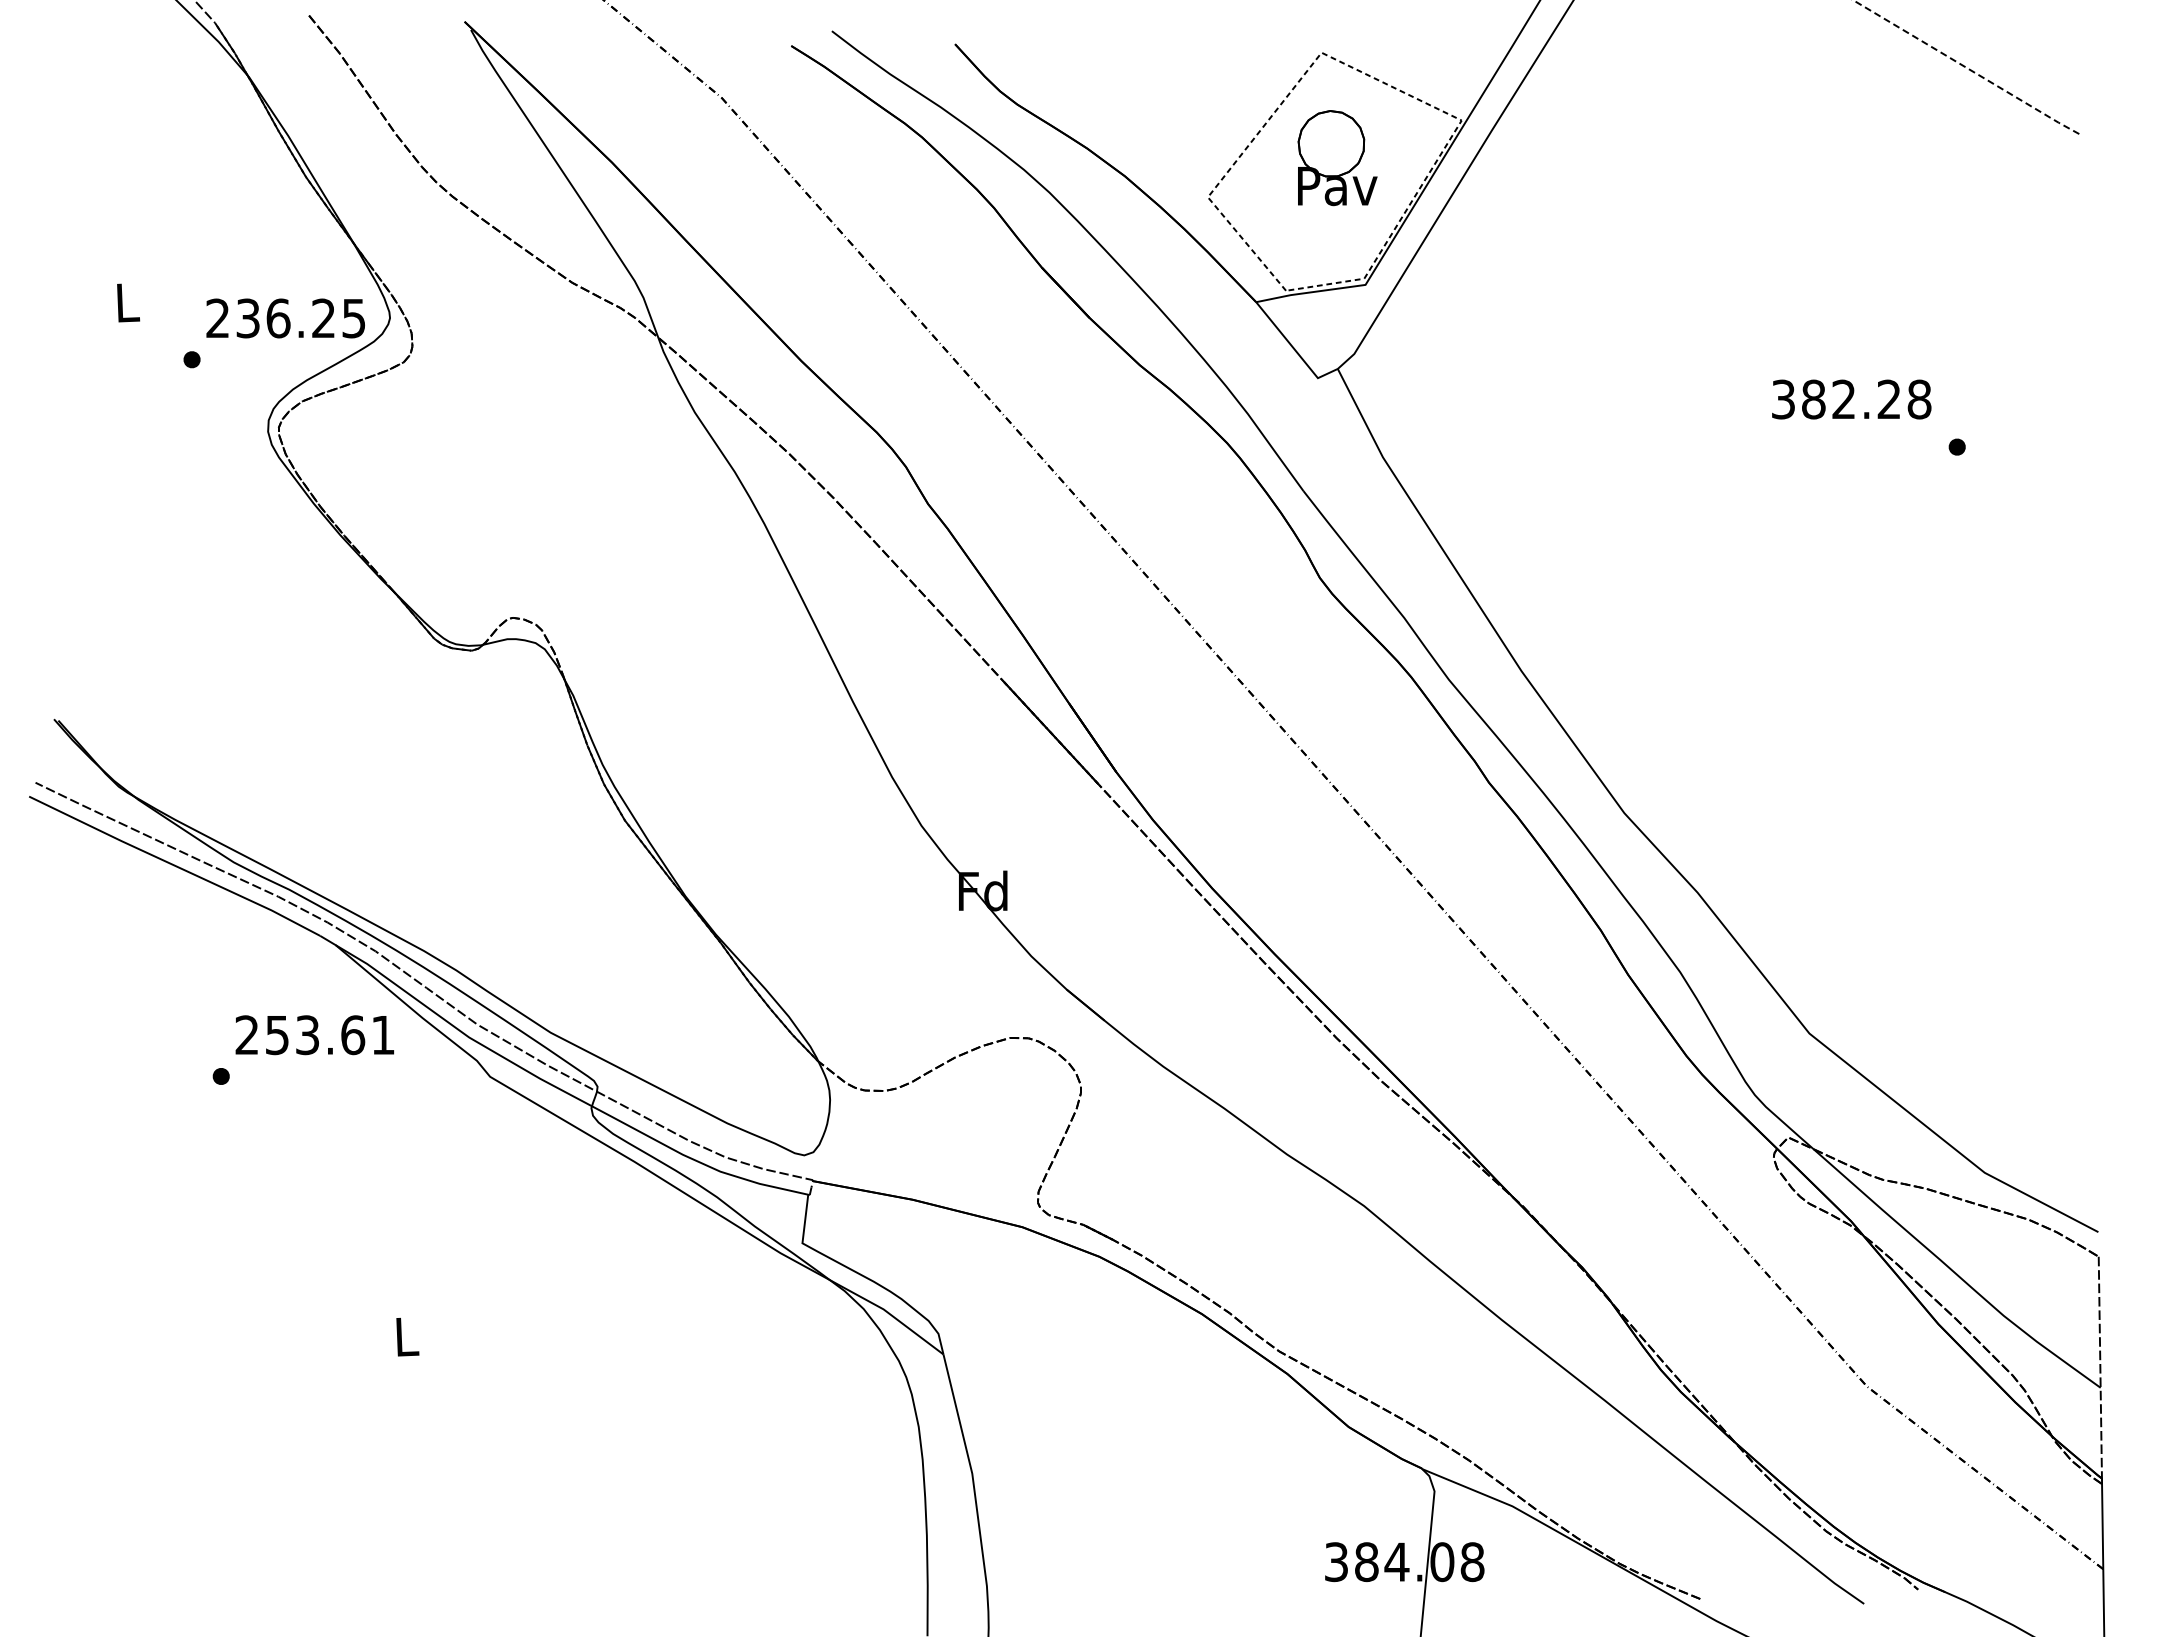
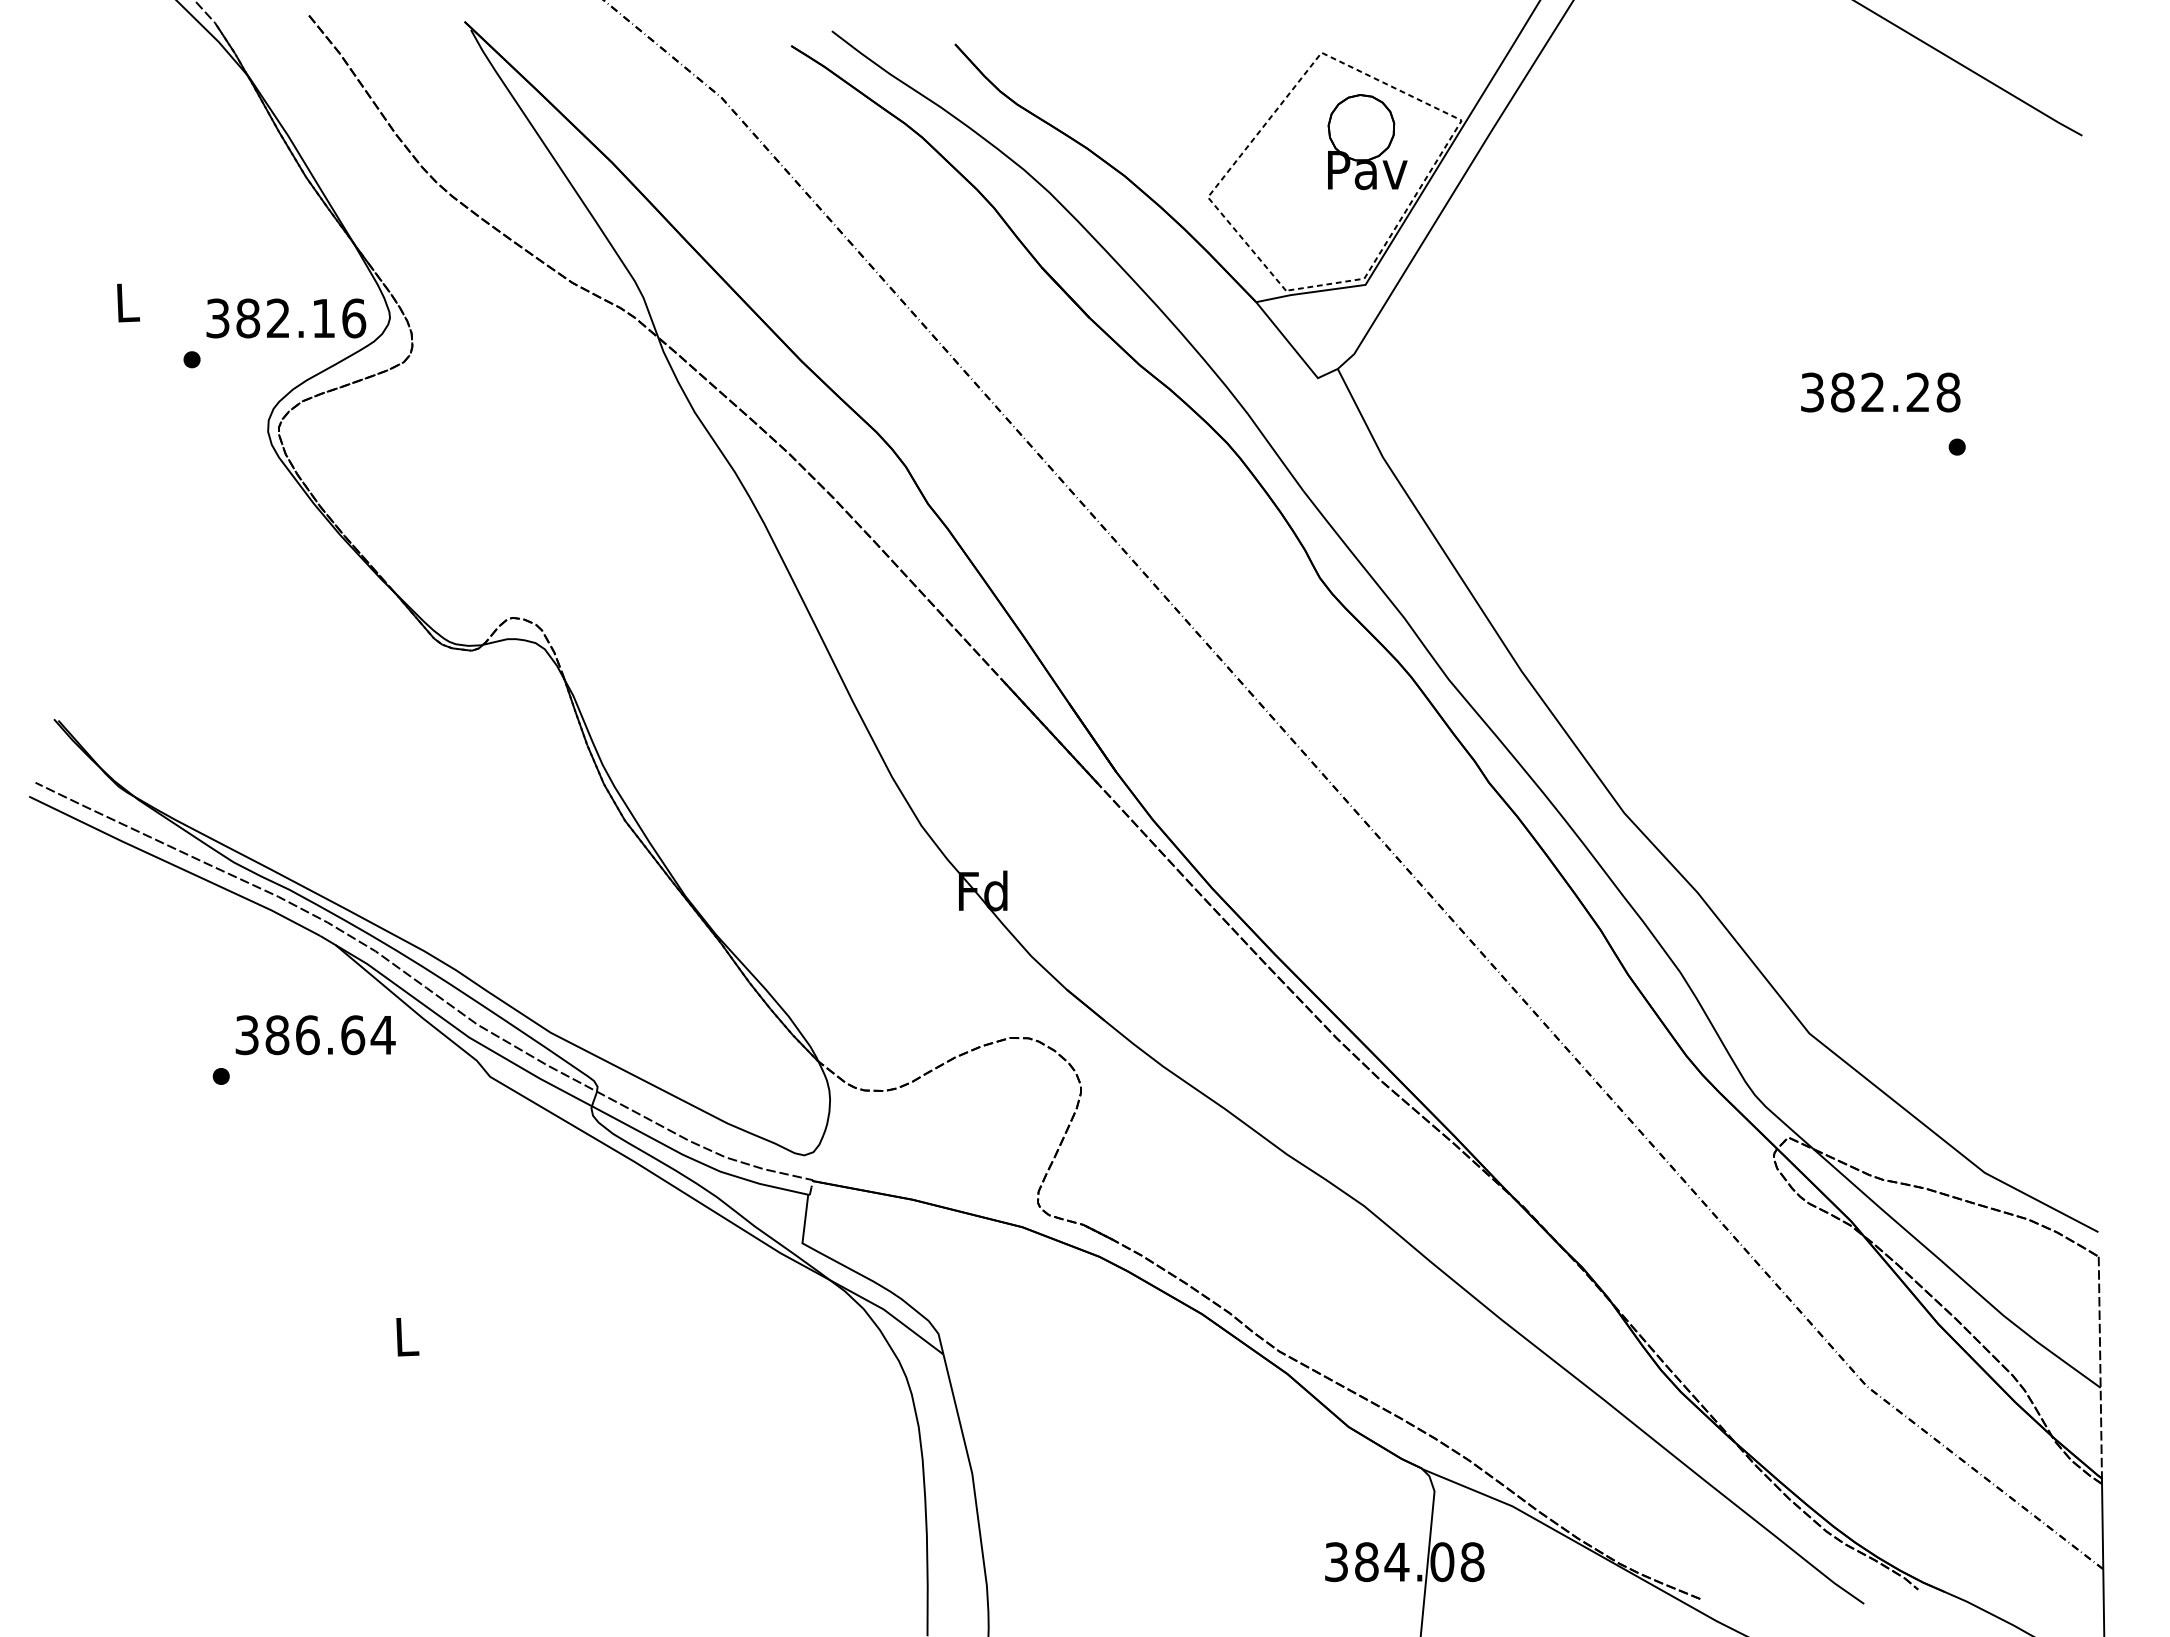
line: dashed -> solid (1968, 69)
part position: (1337, 158) -> (1367, 142) (1367, 142)
text: 236.25 -> 382.16 (286, 318)
text position: (1851, 399) -> (1880, 392) (1880, 392)
text: 253.61 -> 386.64 (315, 1035)
